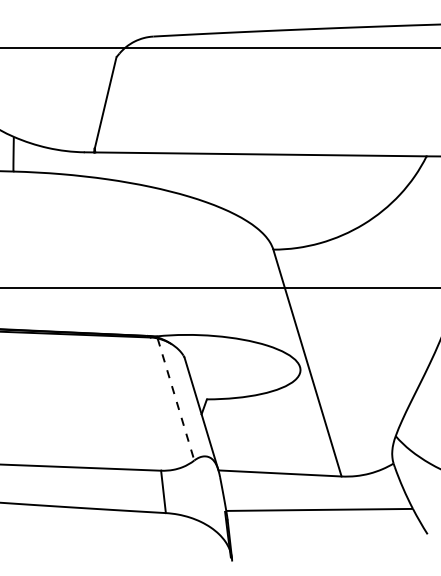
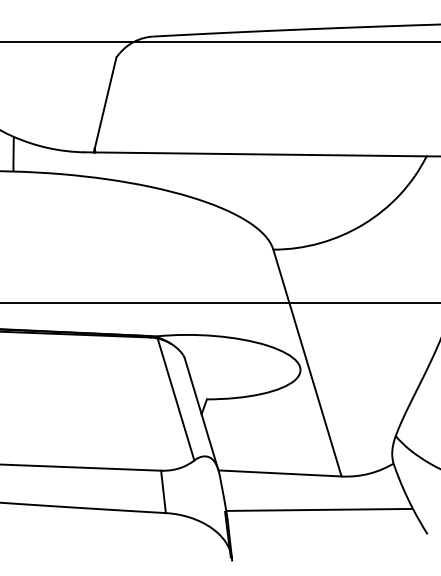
line position: (219, 47) -> (219, 41) (219, 41)
line position: (219, 287) -> (219, 302) (219, 302)
line: dashed -> solid (176, 399)
